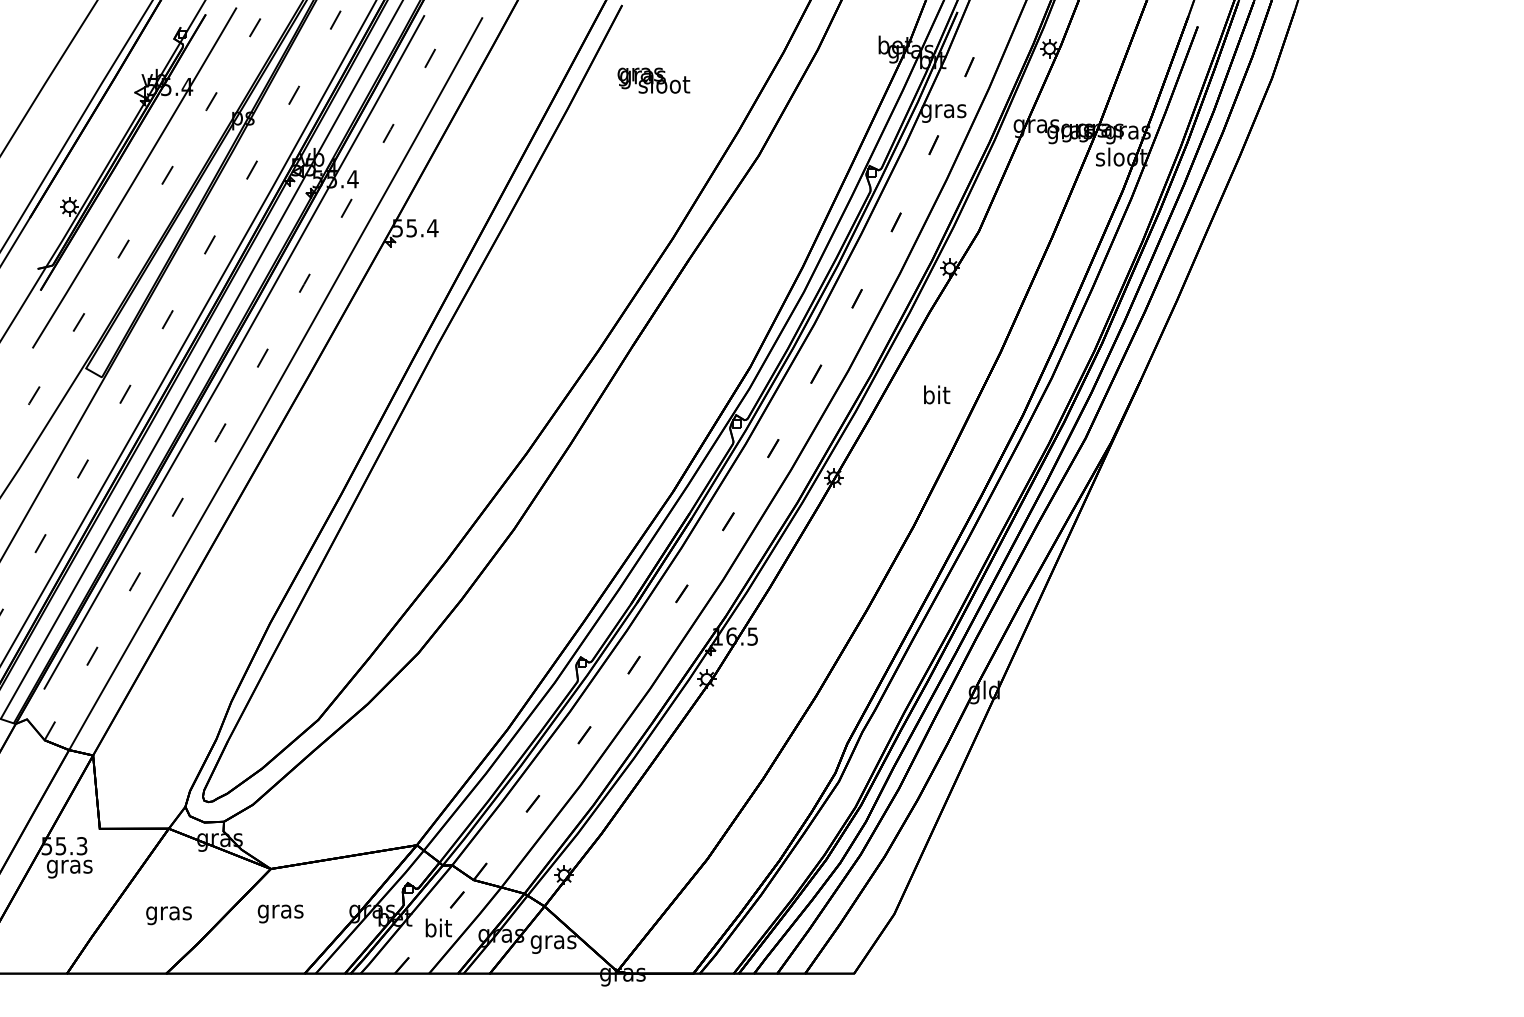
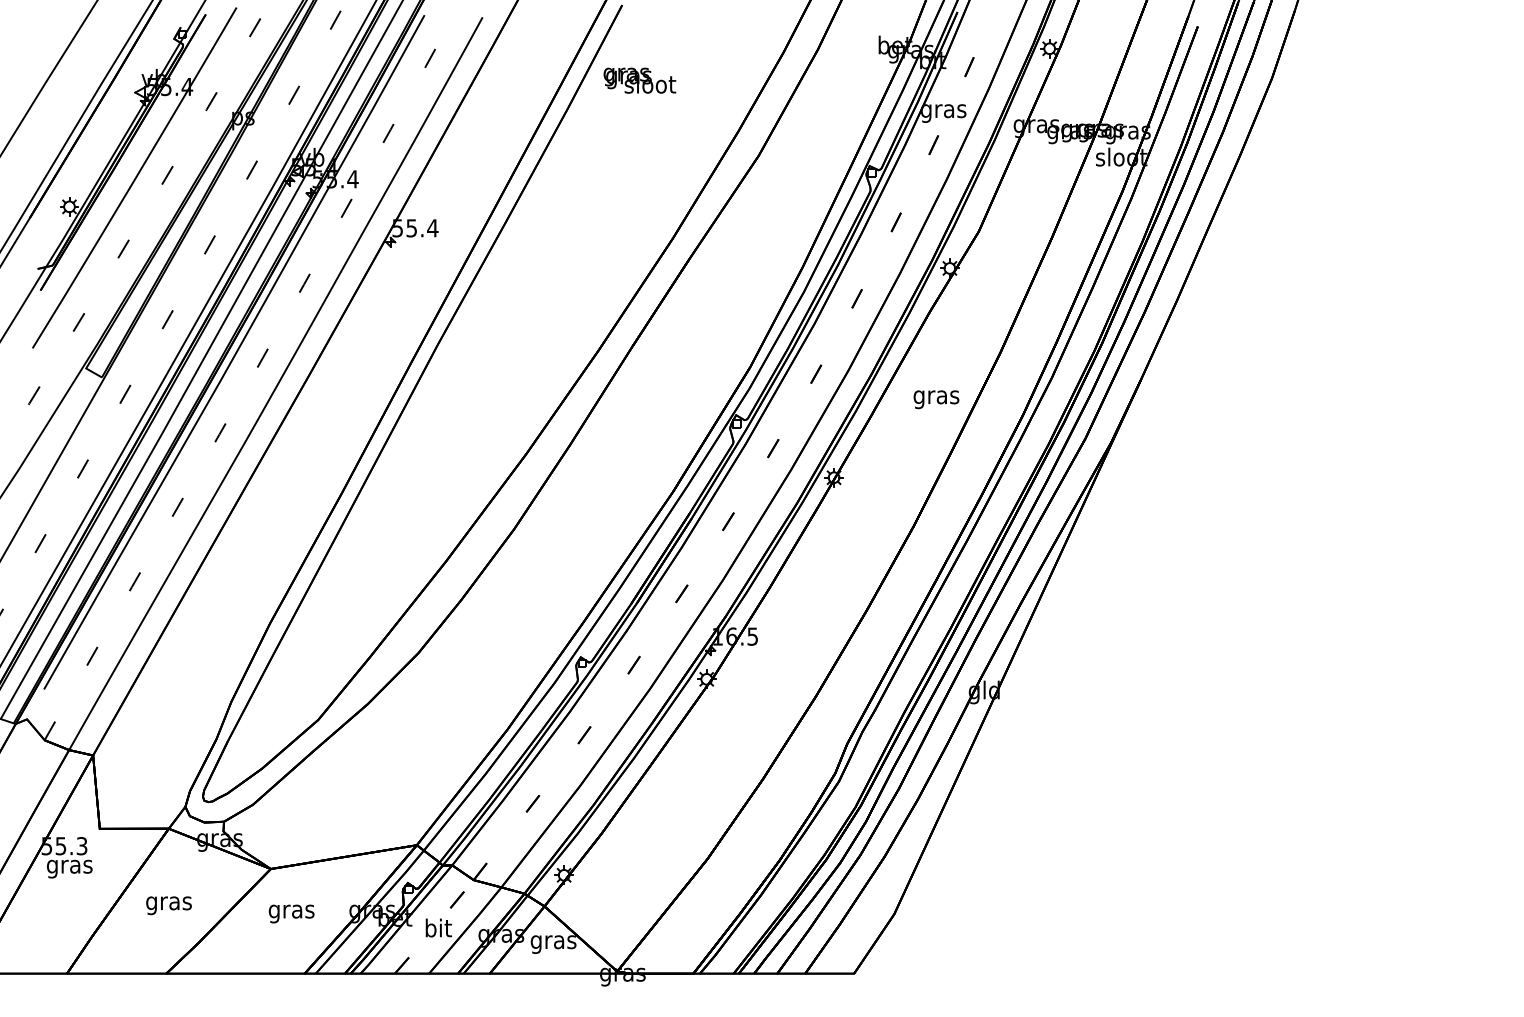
text position: (653, 80) -> (639, 80) (639, 80)
text: bit -> gras (936, 397)
text position: (280, 913) -> (291, 913) (291, 913)
text position: (168, 915) -> (168, 905) (168, 905)
